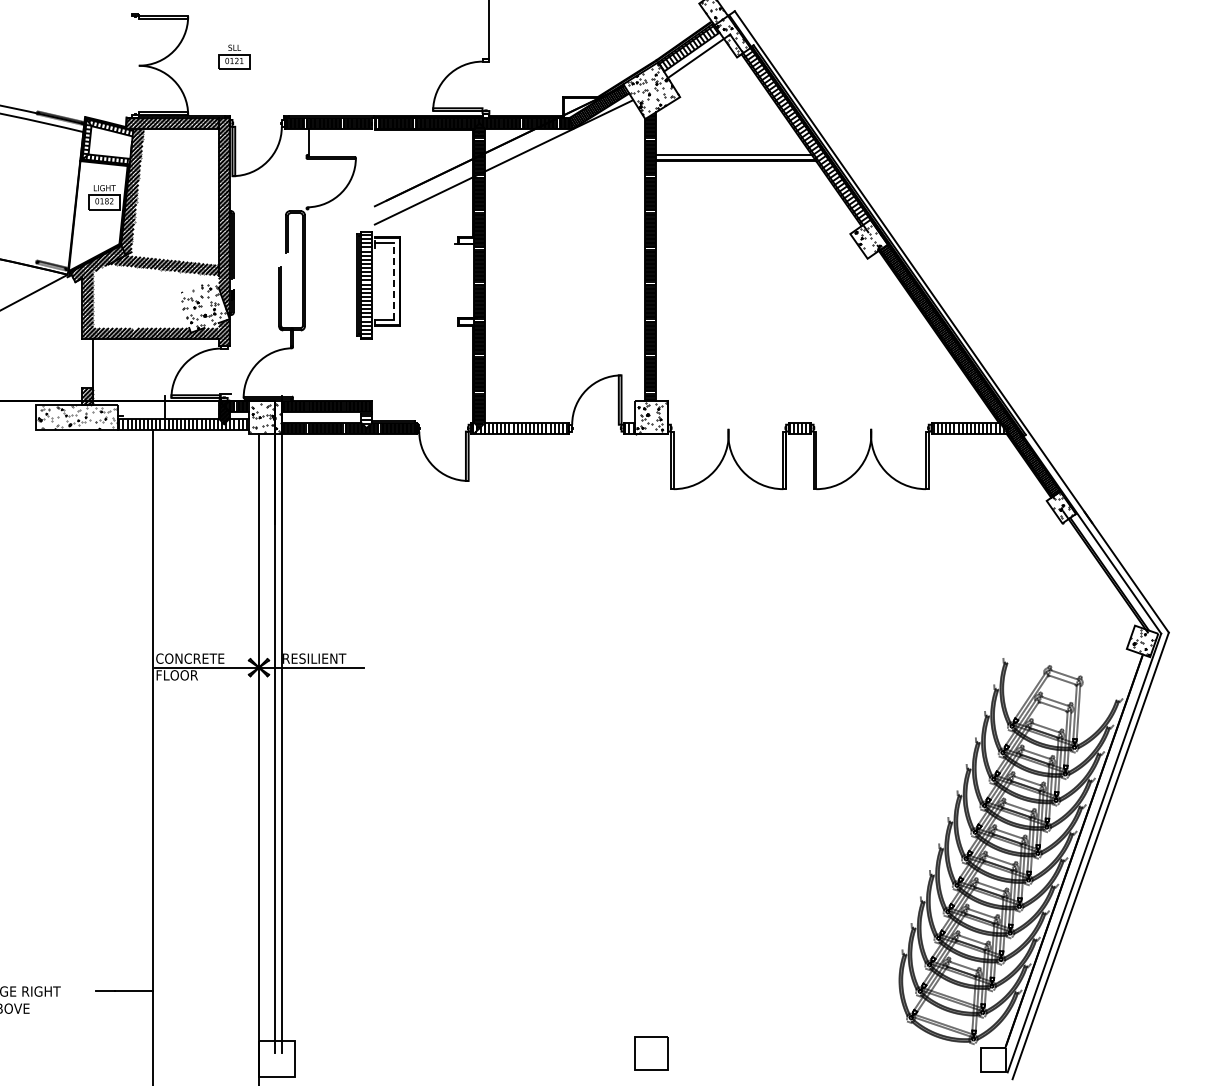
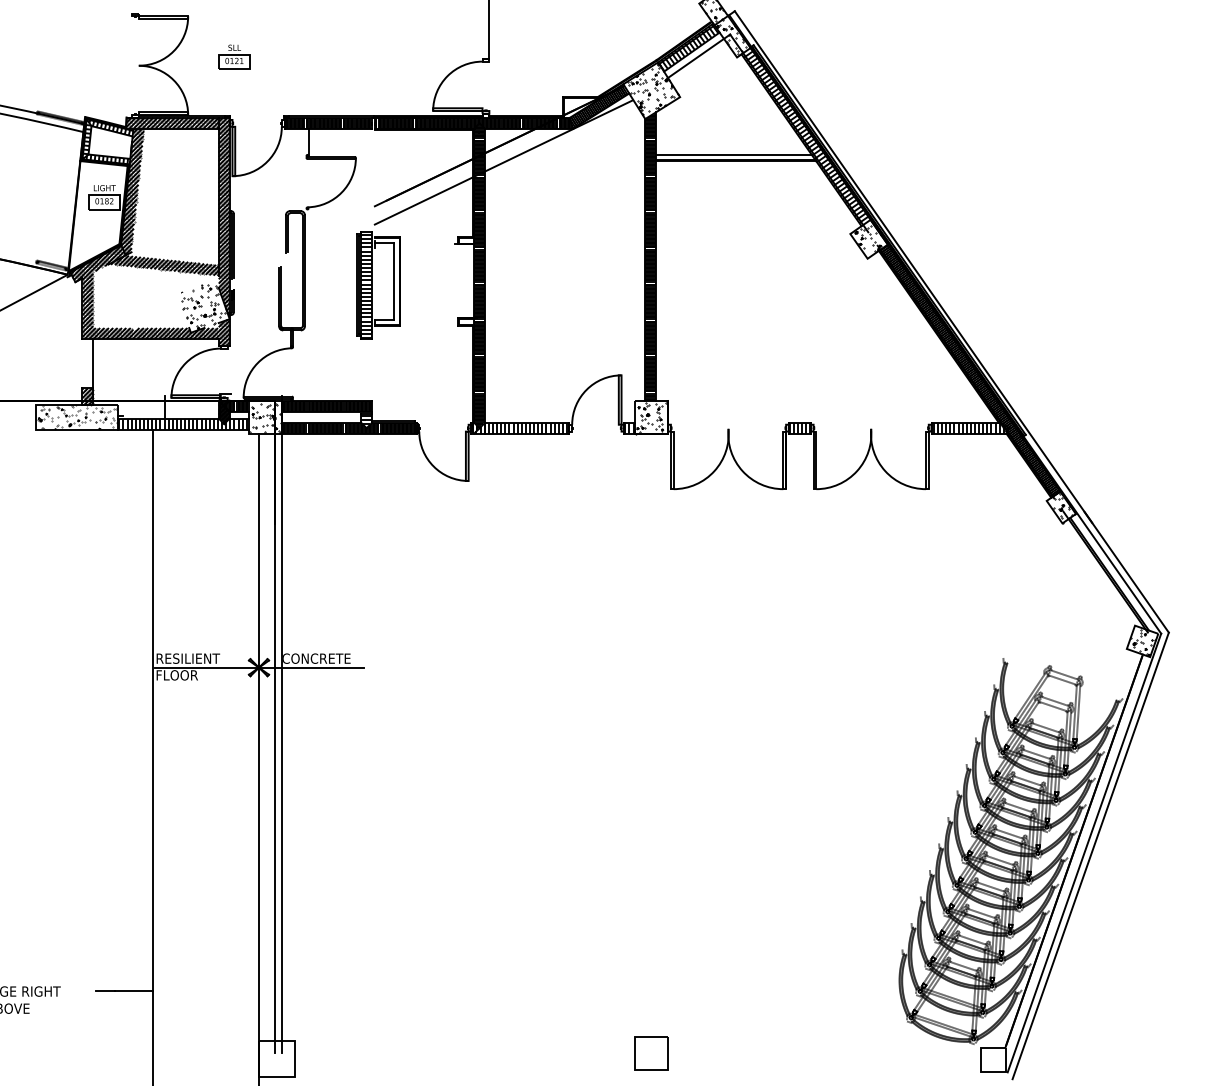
line: dashed -> solid (394, 280)
text: CONCRETE -> RESILIENT (190, 658)
text: RESILIENT -> CONCRETE (316, 658)
